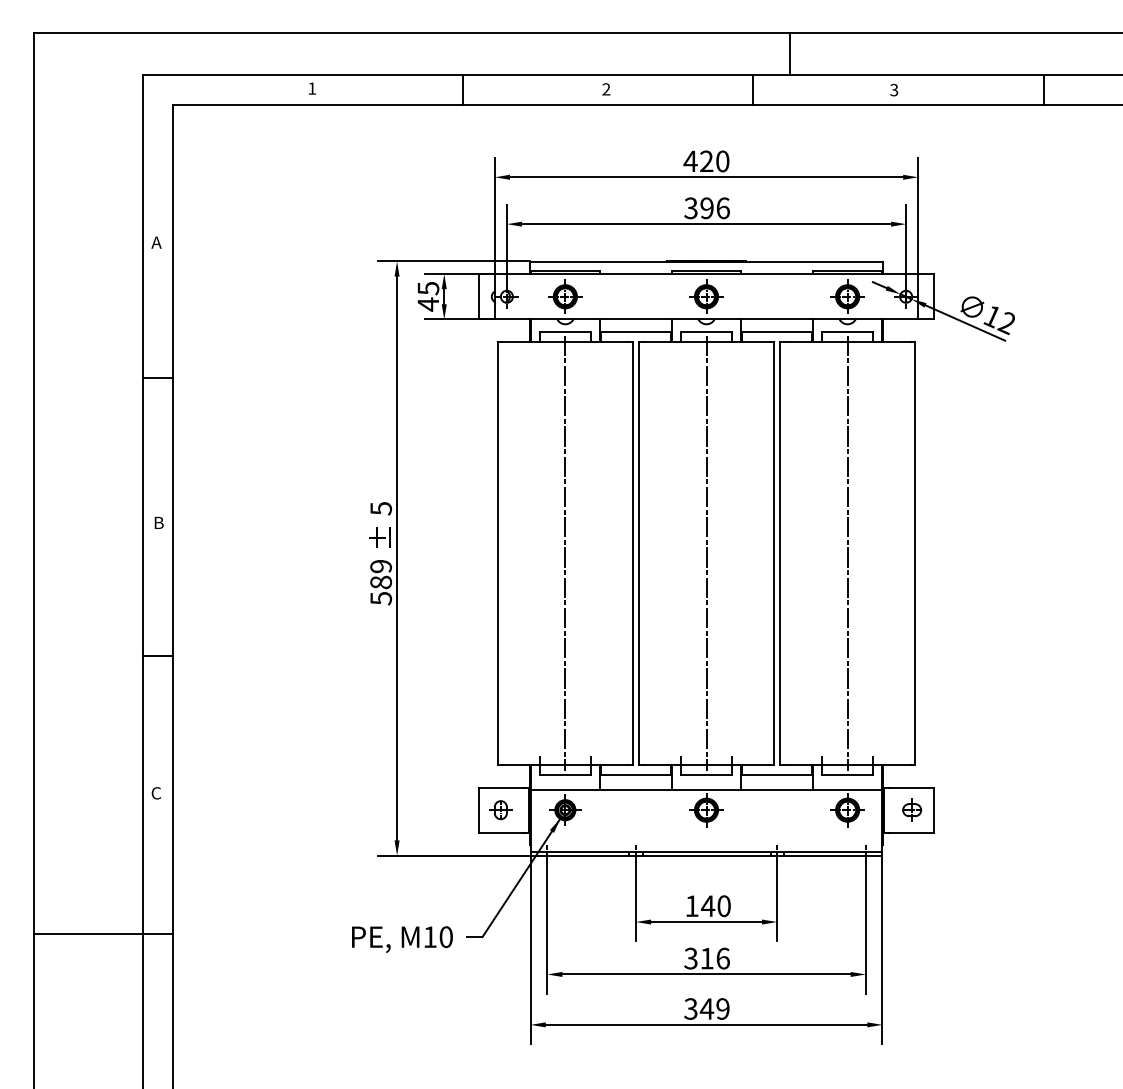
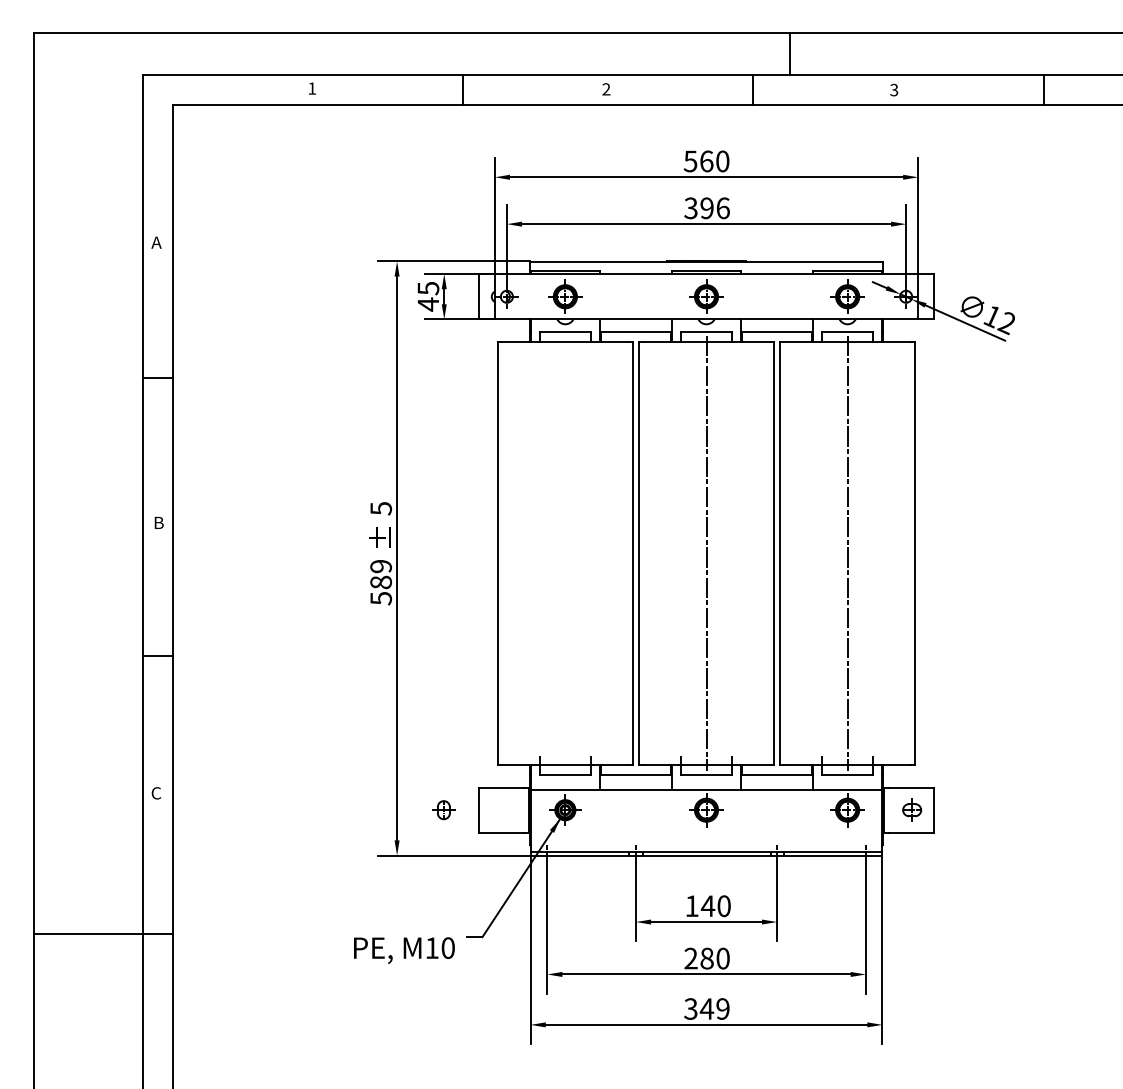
text: 420 -> 560 (698, 161)
line: present -> none (565, 553)
part position: (500, 810) -> (443, 810) (443, 810)
text position: (402, 939) -> (404, 950) (404, 950)
text: 316 -> 280 (706, 958)
